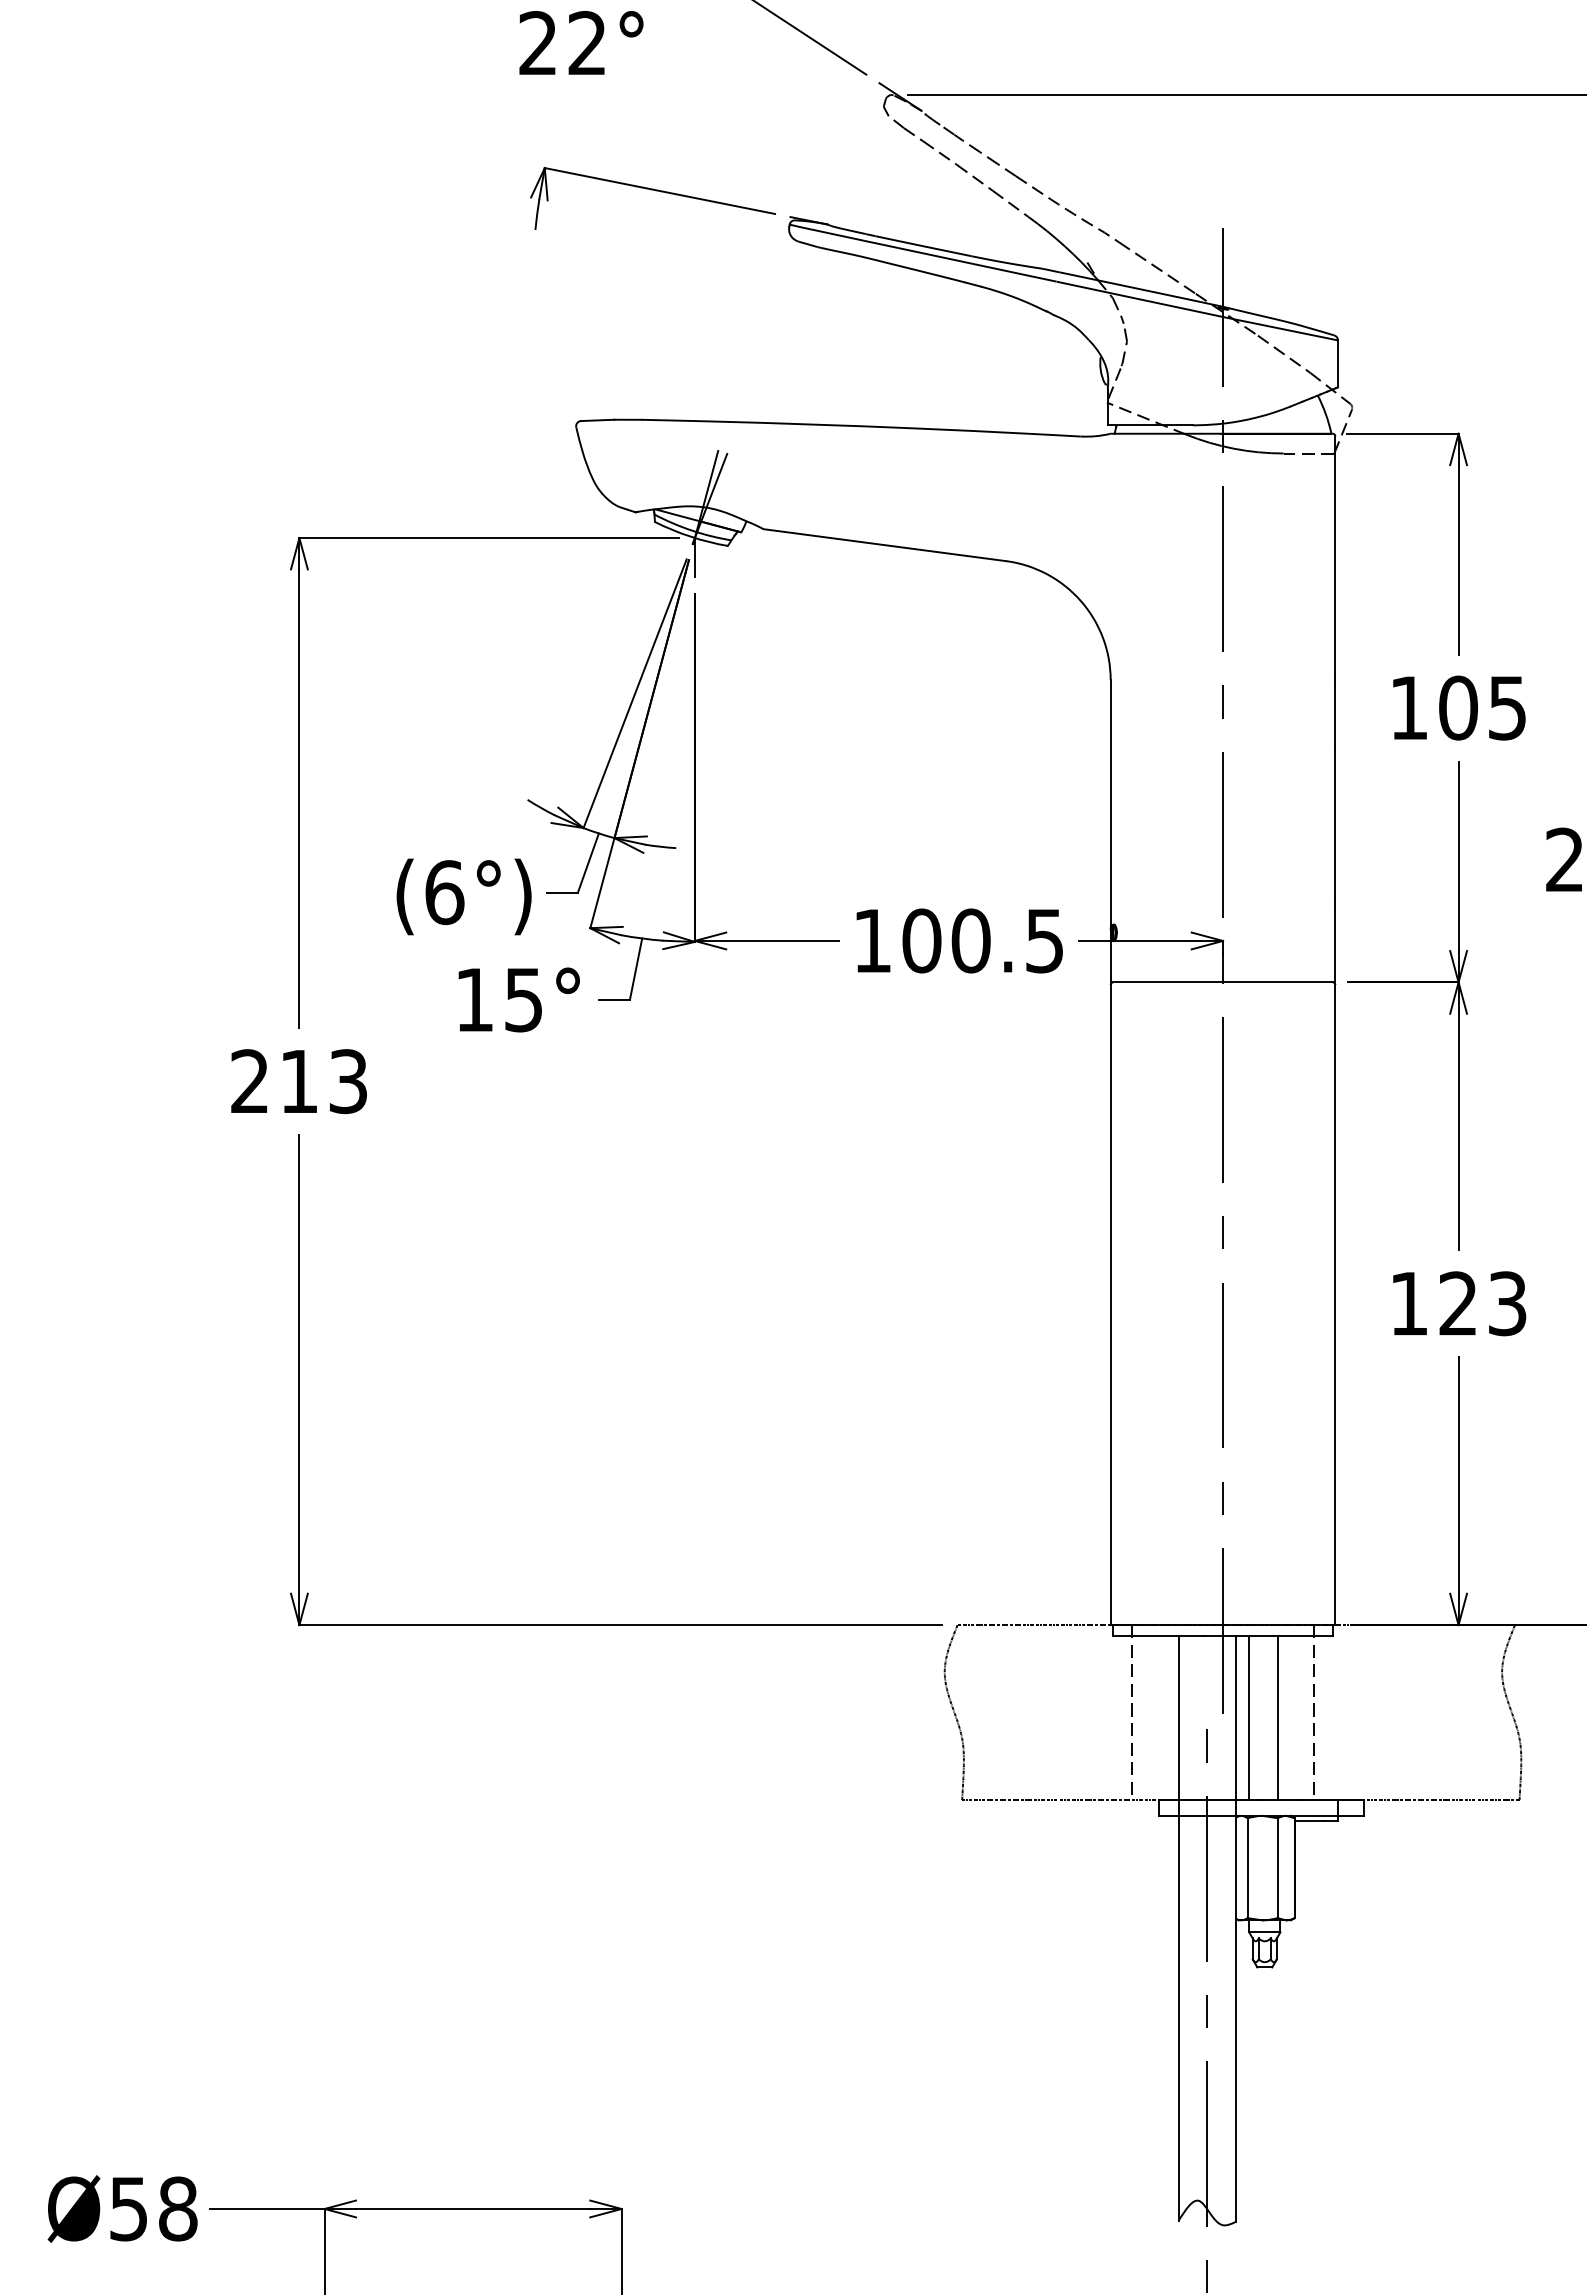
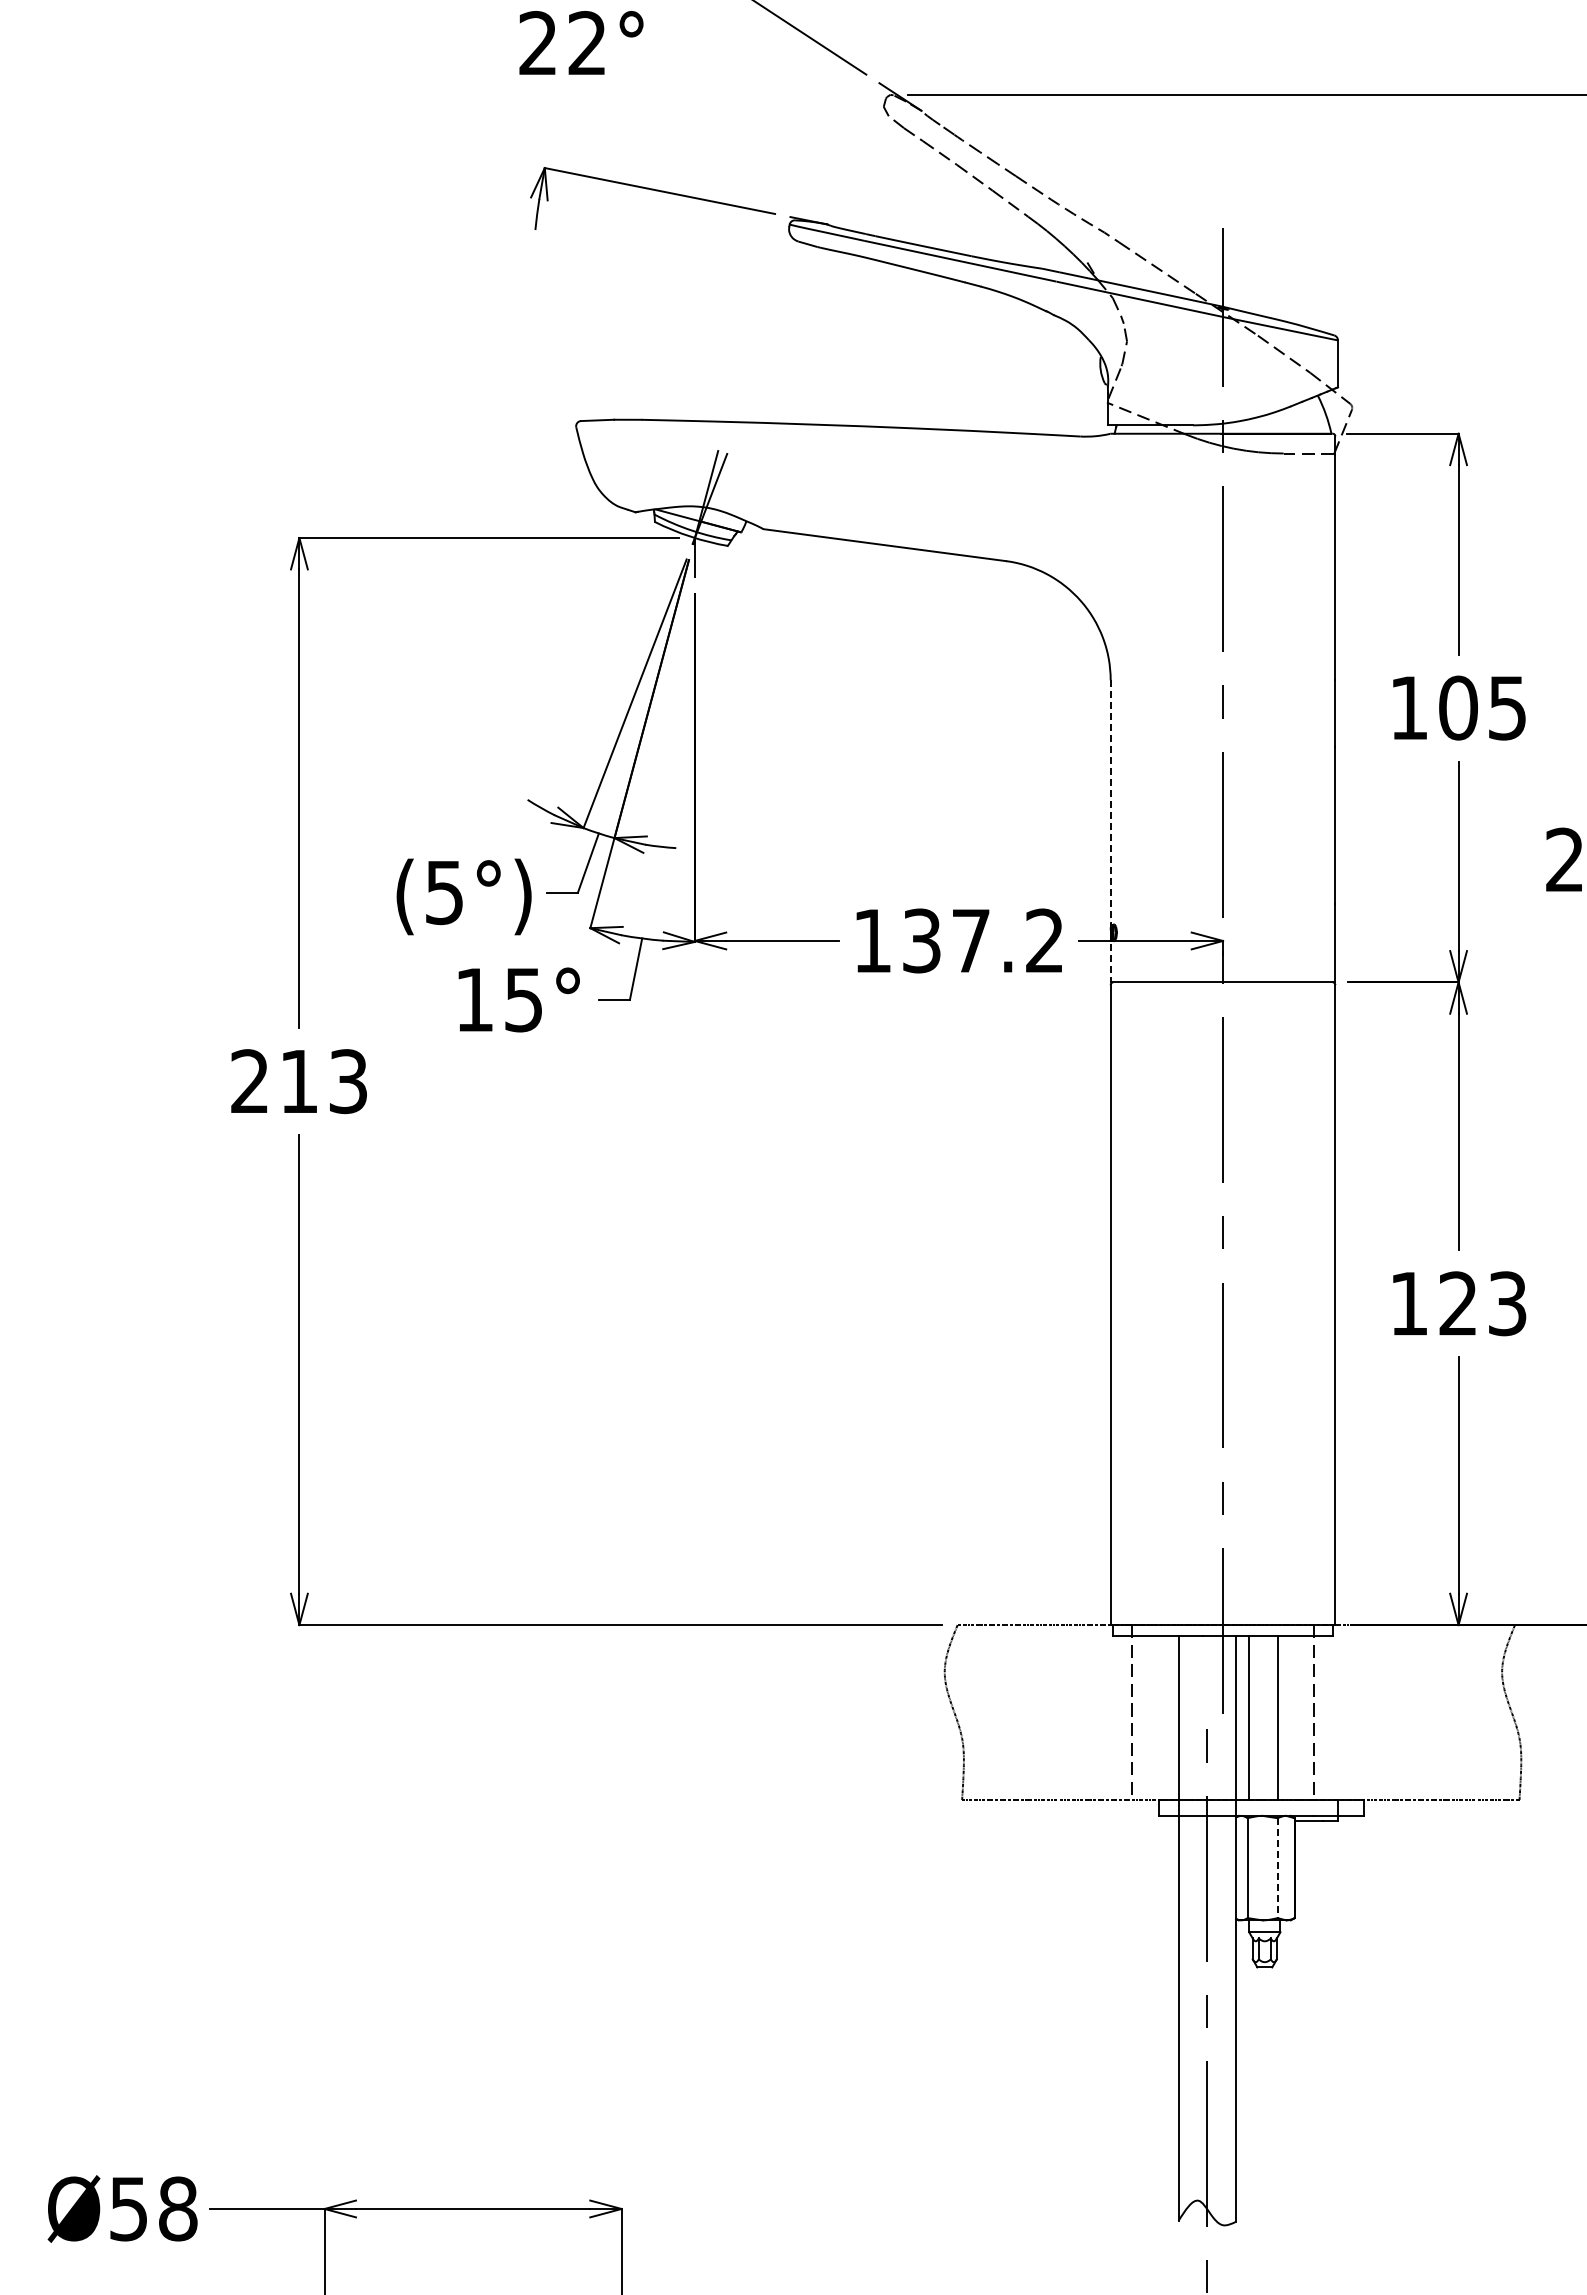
line: solid -> dashed (1110, 831)
text: (6°) -> (5°) (444, 892)
text: 100.5 -> 137.2 (982, 940)
line: solid -> dashed (1277, 1868)
